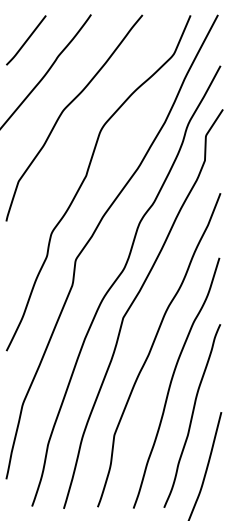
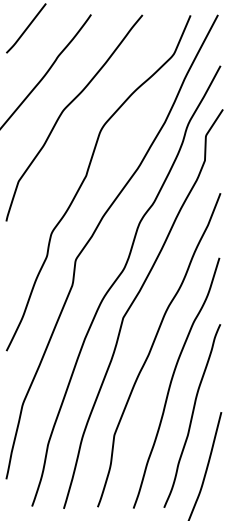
line position: (26, 40) -> (26, 28) (26, 28)
